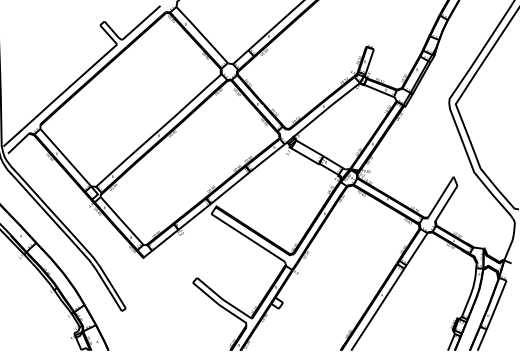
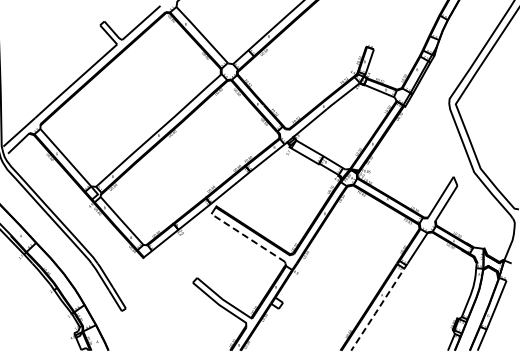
line: solid -> dashed (248, 237)
line: solid -> dashed (379, 306)
